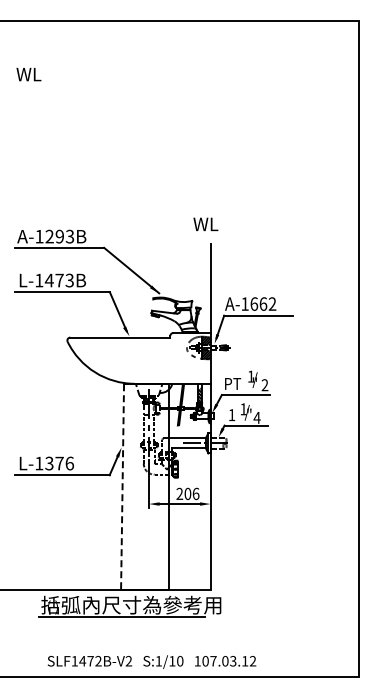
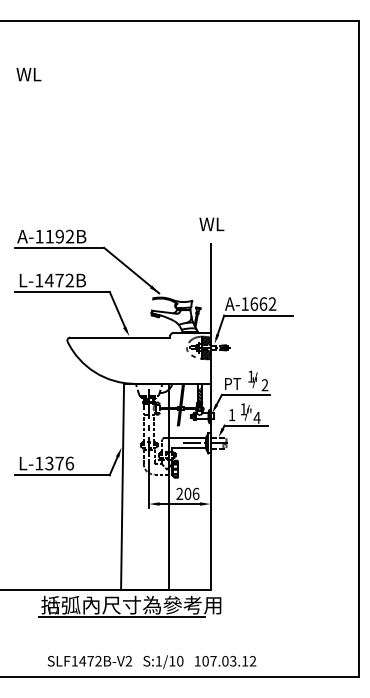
text position: (205, 224) -> (211, 224) (211, 224)
text: A-1293B -> A-1192B (59, 236)
text: L-1473B -> L-1472B (69, 280)
line: dashed -> solid (122, 487)
